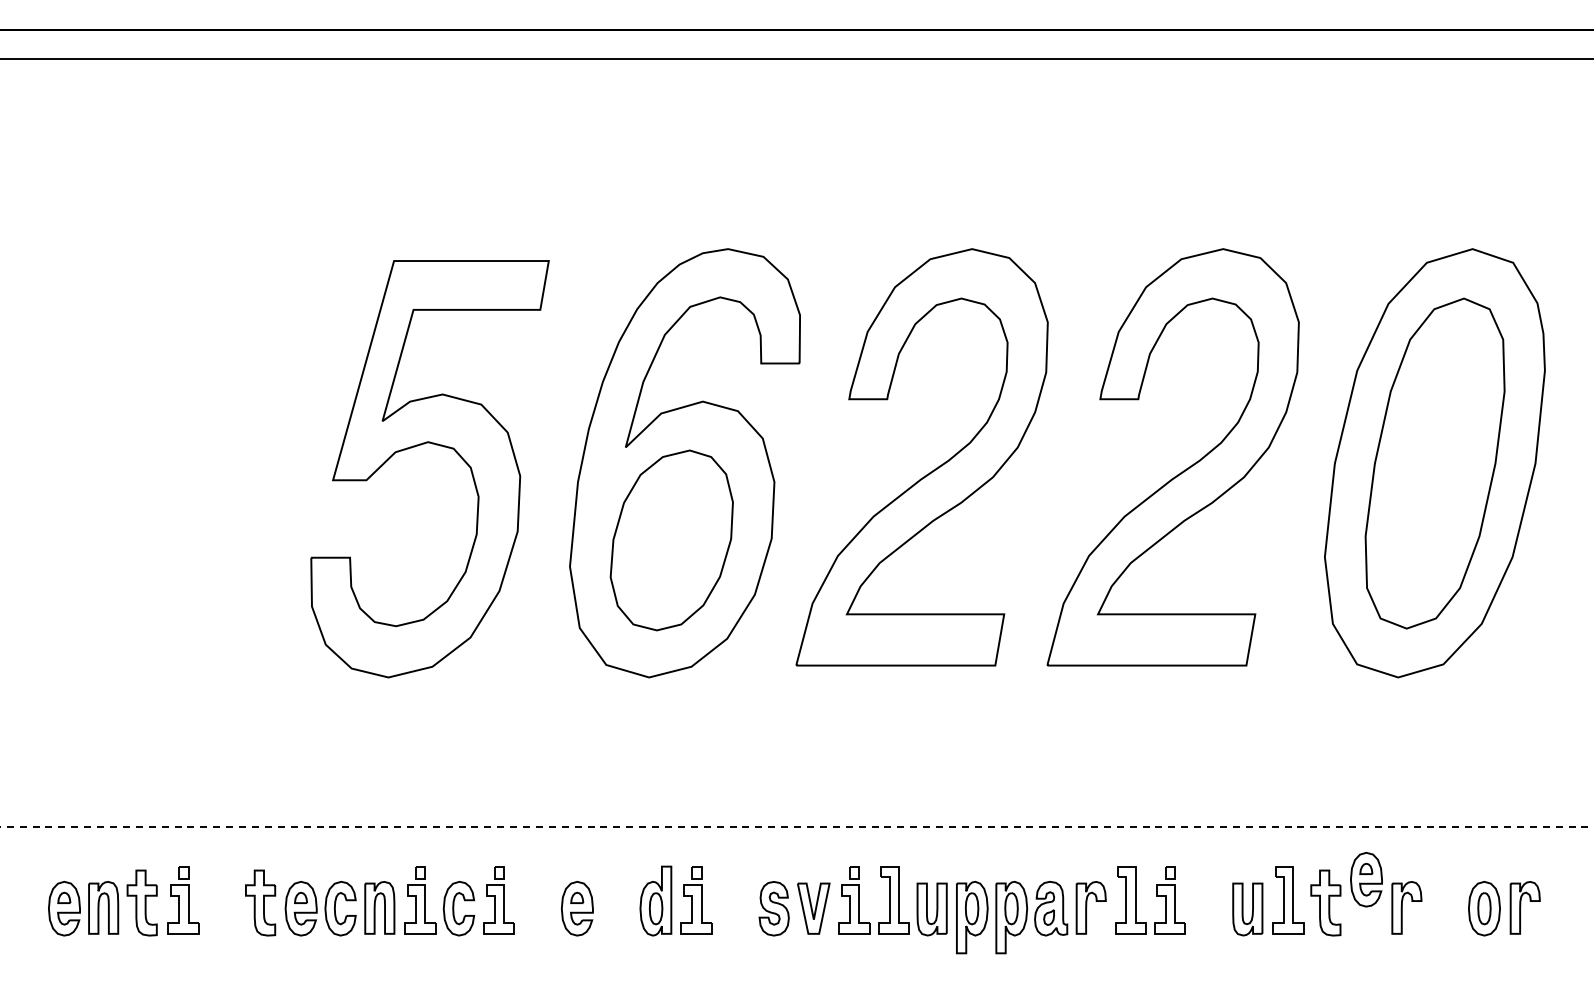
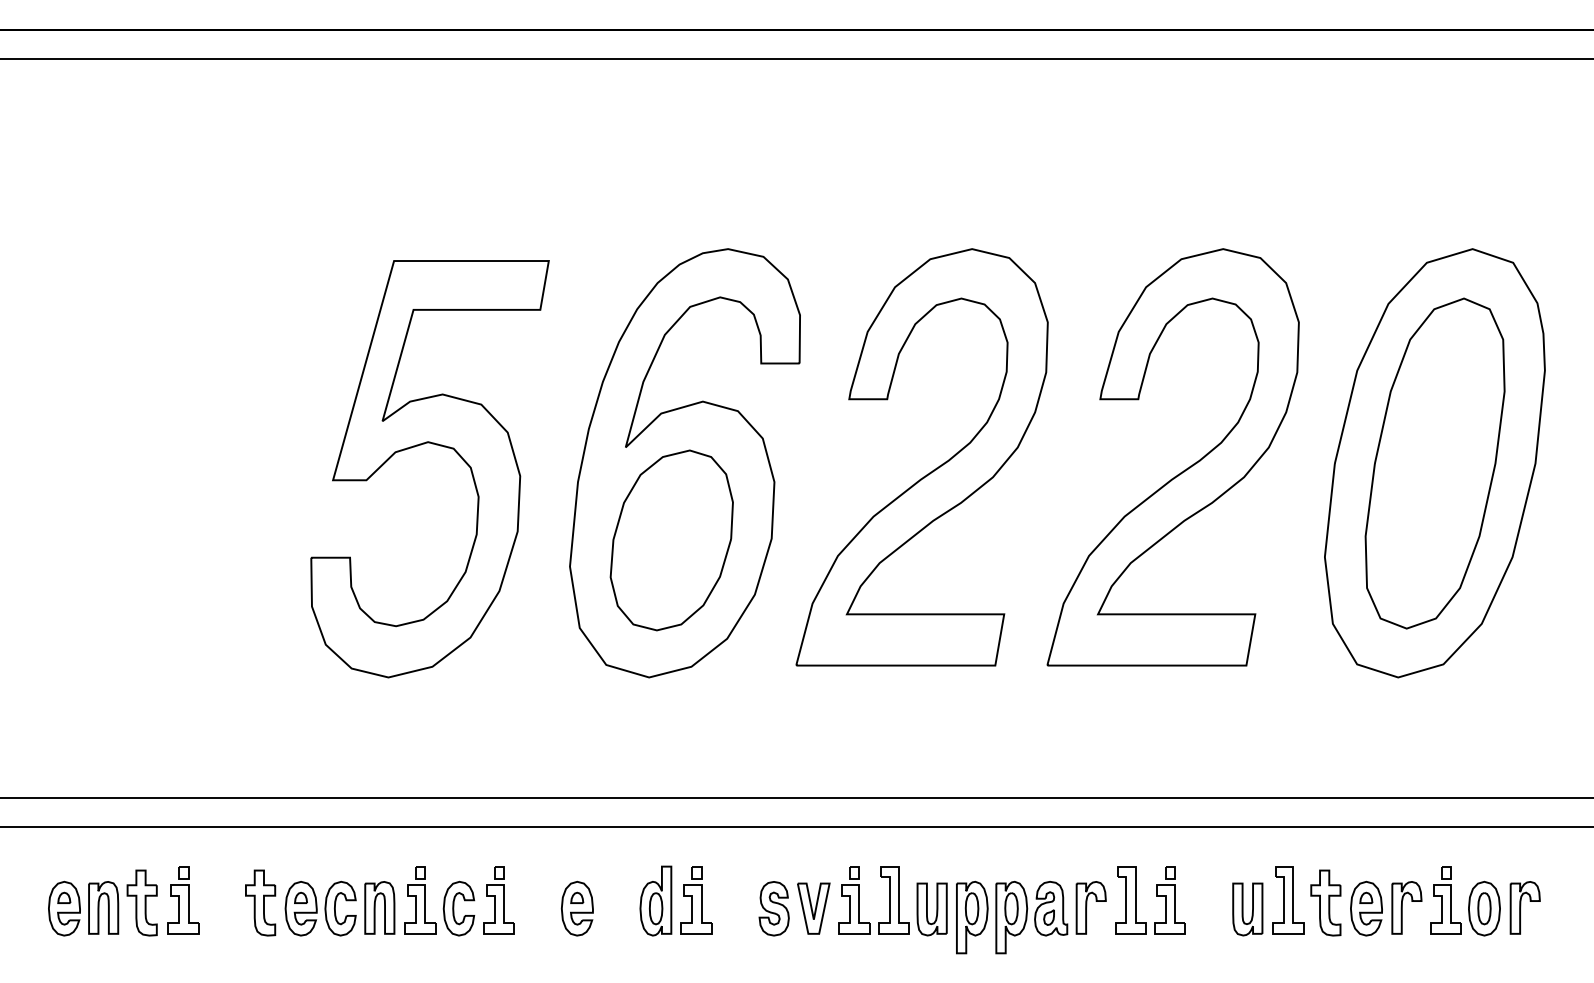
line: none -> present (796, 797)
line: dashed -> solid (797, 827)
part position: (1366, 879) -> (1366, 908) (1366, 908)
part: none -> present (1445, 900)
